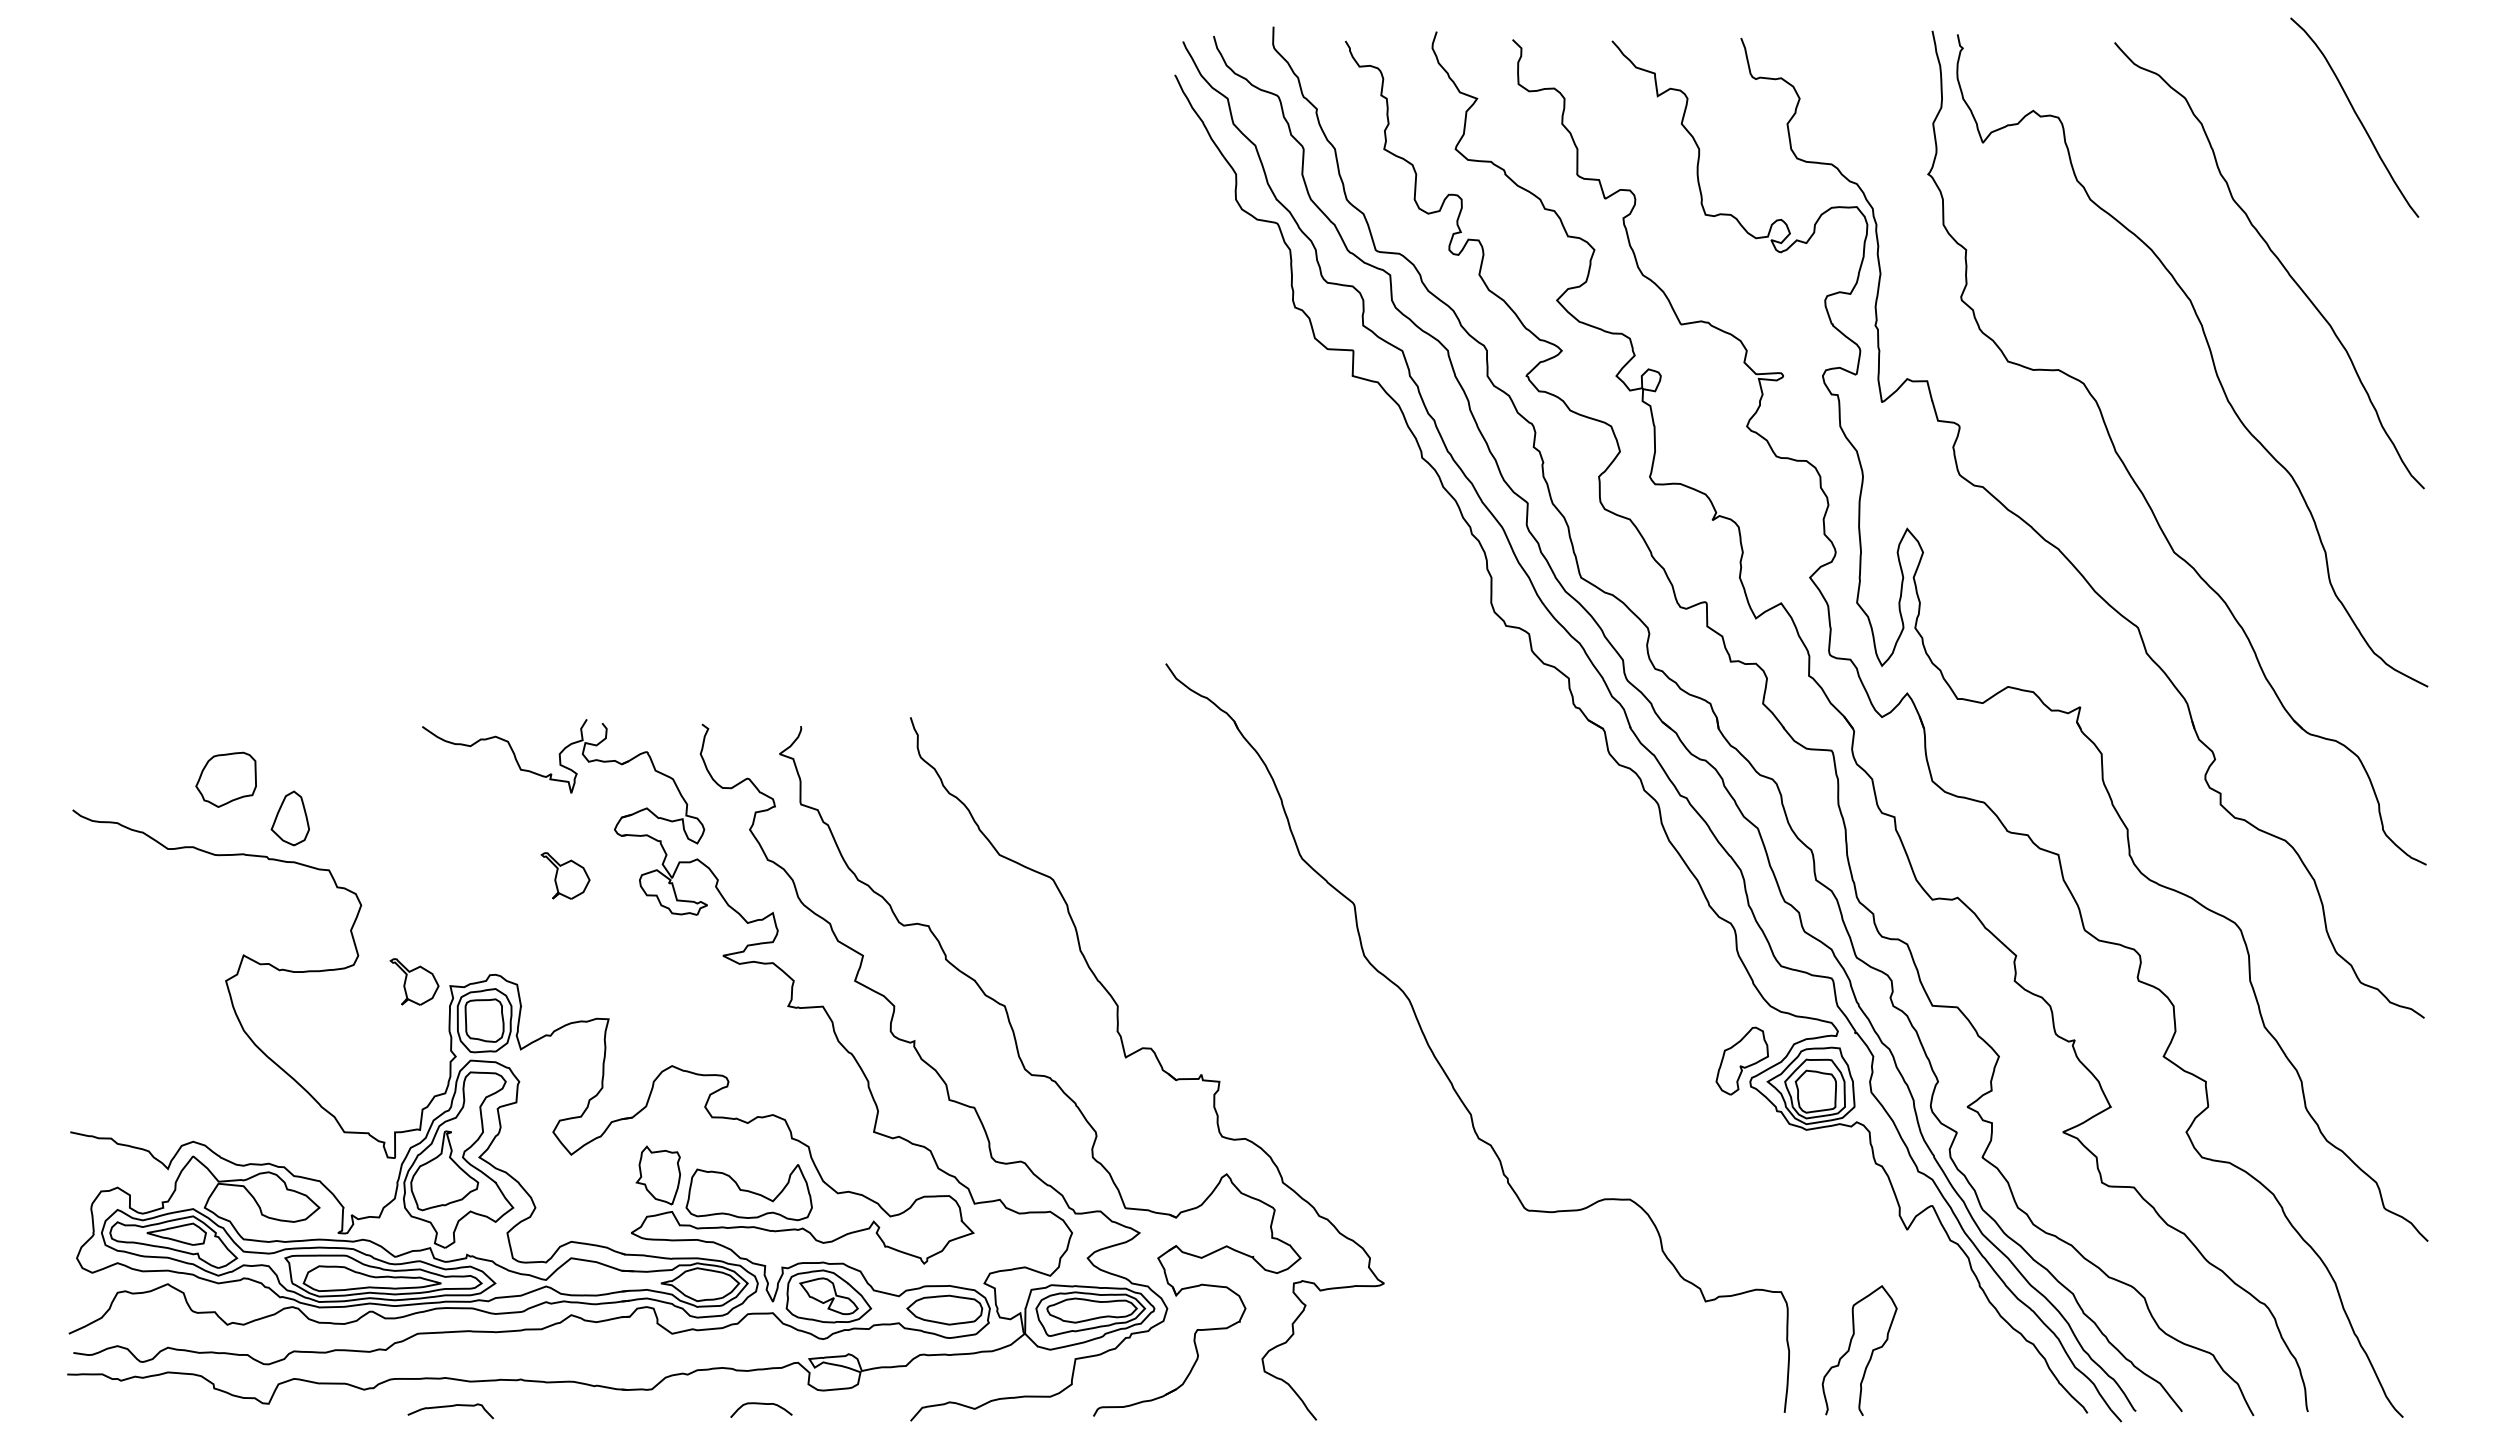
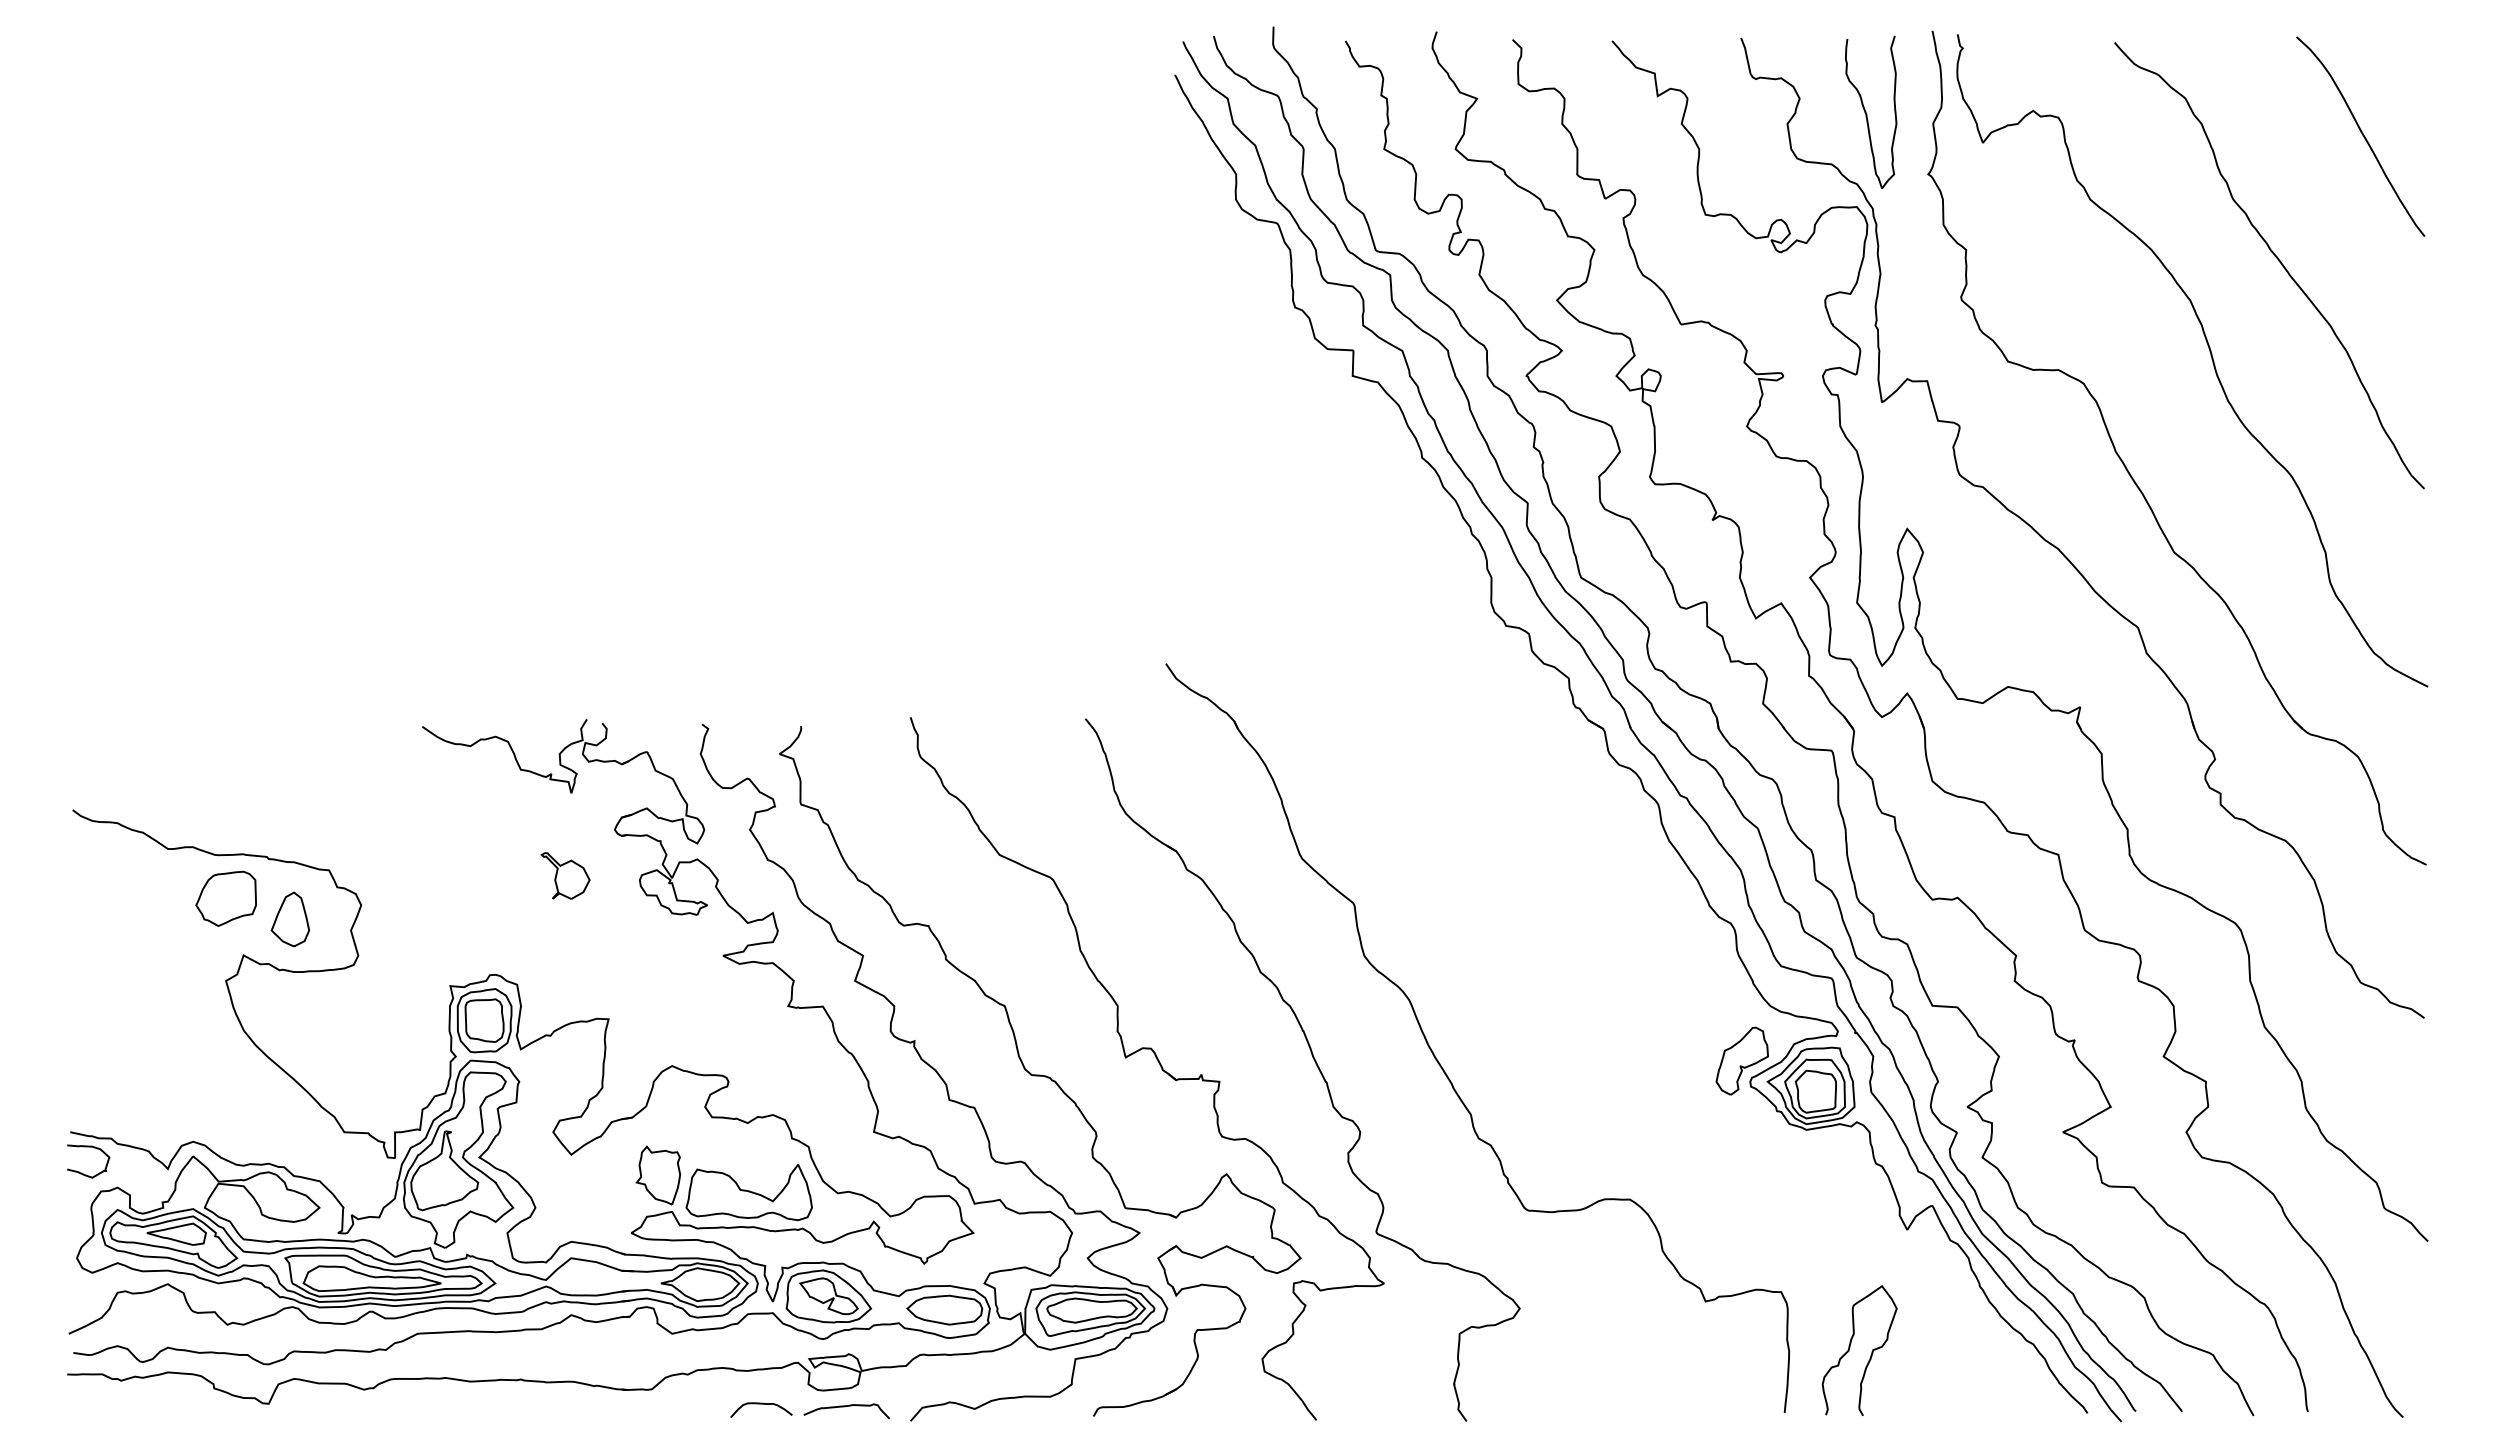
curve: none -> present (1866, 111)
curve position: (2355, 115) -> (2361, 134) (2361, 134)
part position: (225, 779) -> (225, 898) (225, 898)
part position: (290, 818) -> (290, 919) (290, 919)
part: present -> none (414, 981)
part: none -> present (1315, 1063)
curve: none -> present (83, 1173)
curve position: (449, 1407) -> (845, 1407) (845, 1407)
